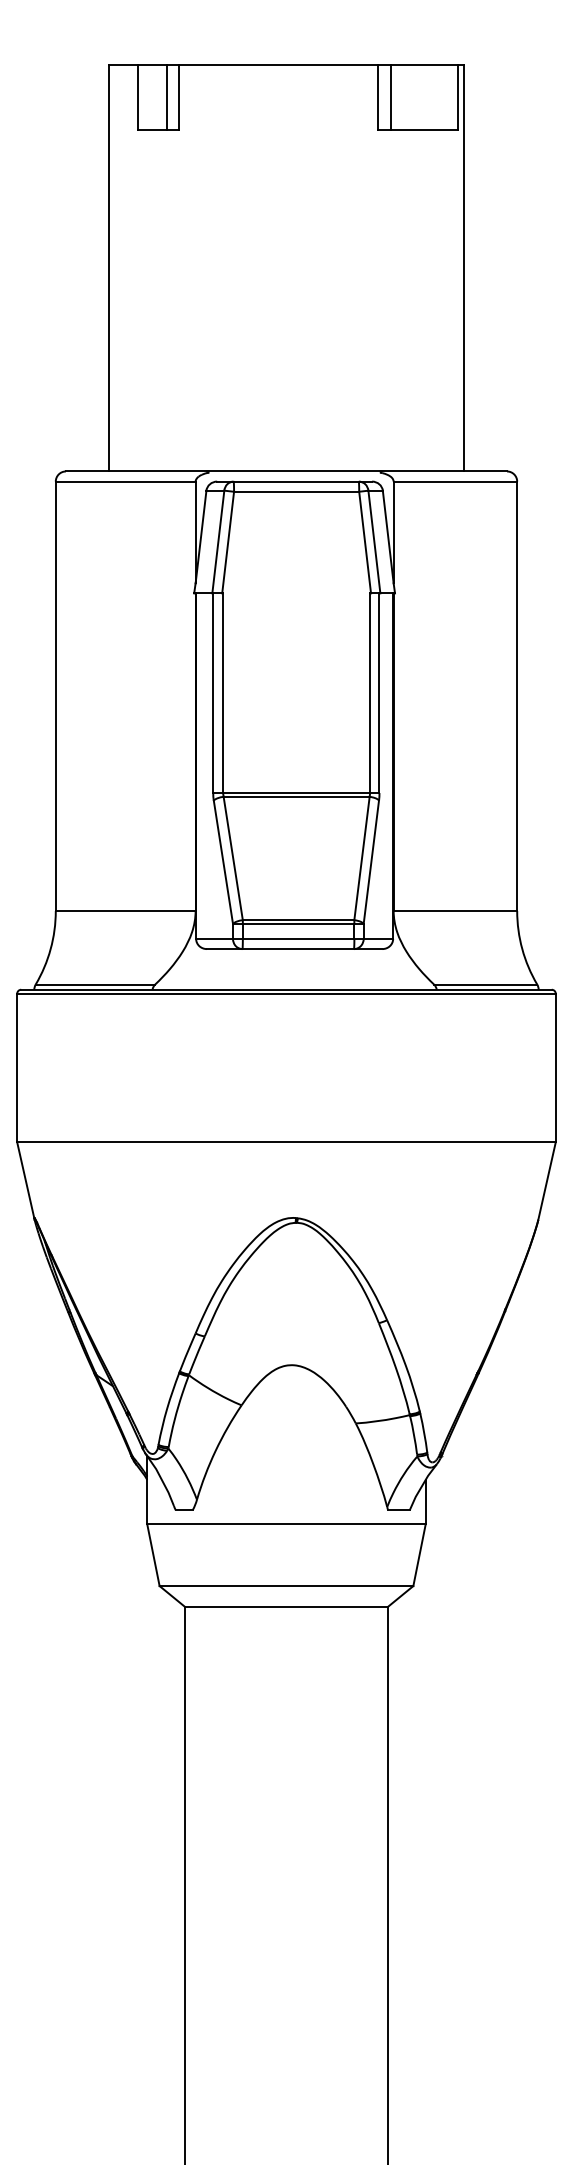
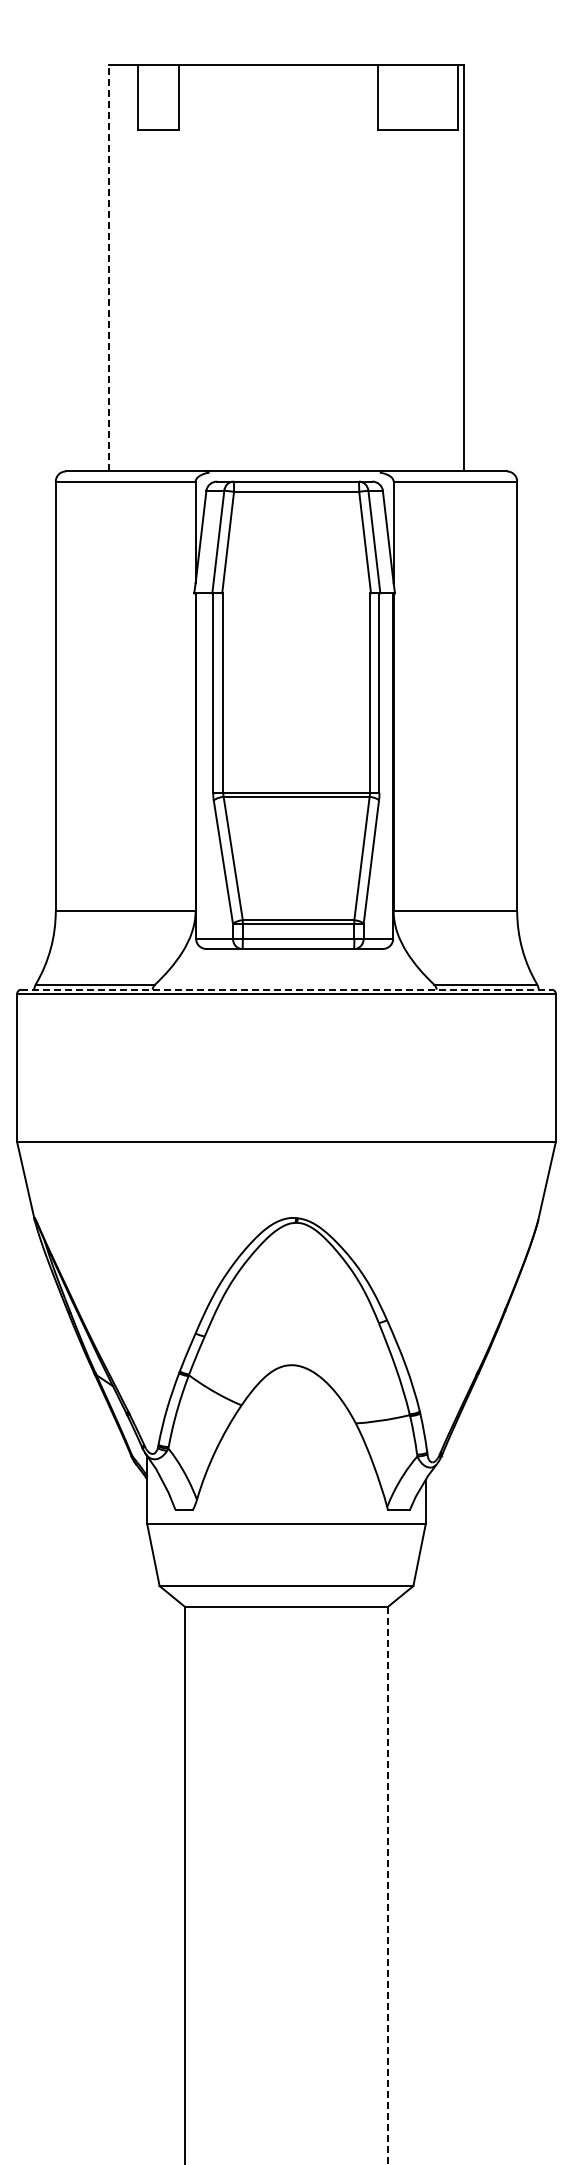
line: present -> none (167, 96)
line: present -> none (391, 96)
line: solid -> dashed (108, 267)
line: solid -> dashed (287, 989)
line: solid -> dashed (388, 1885)
